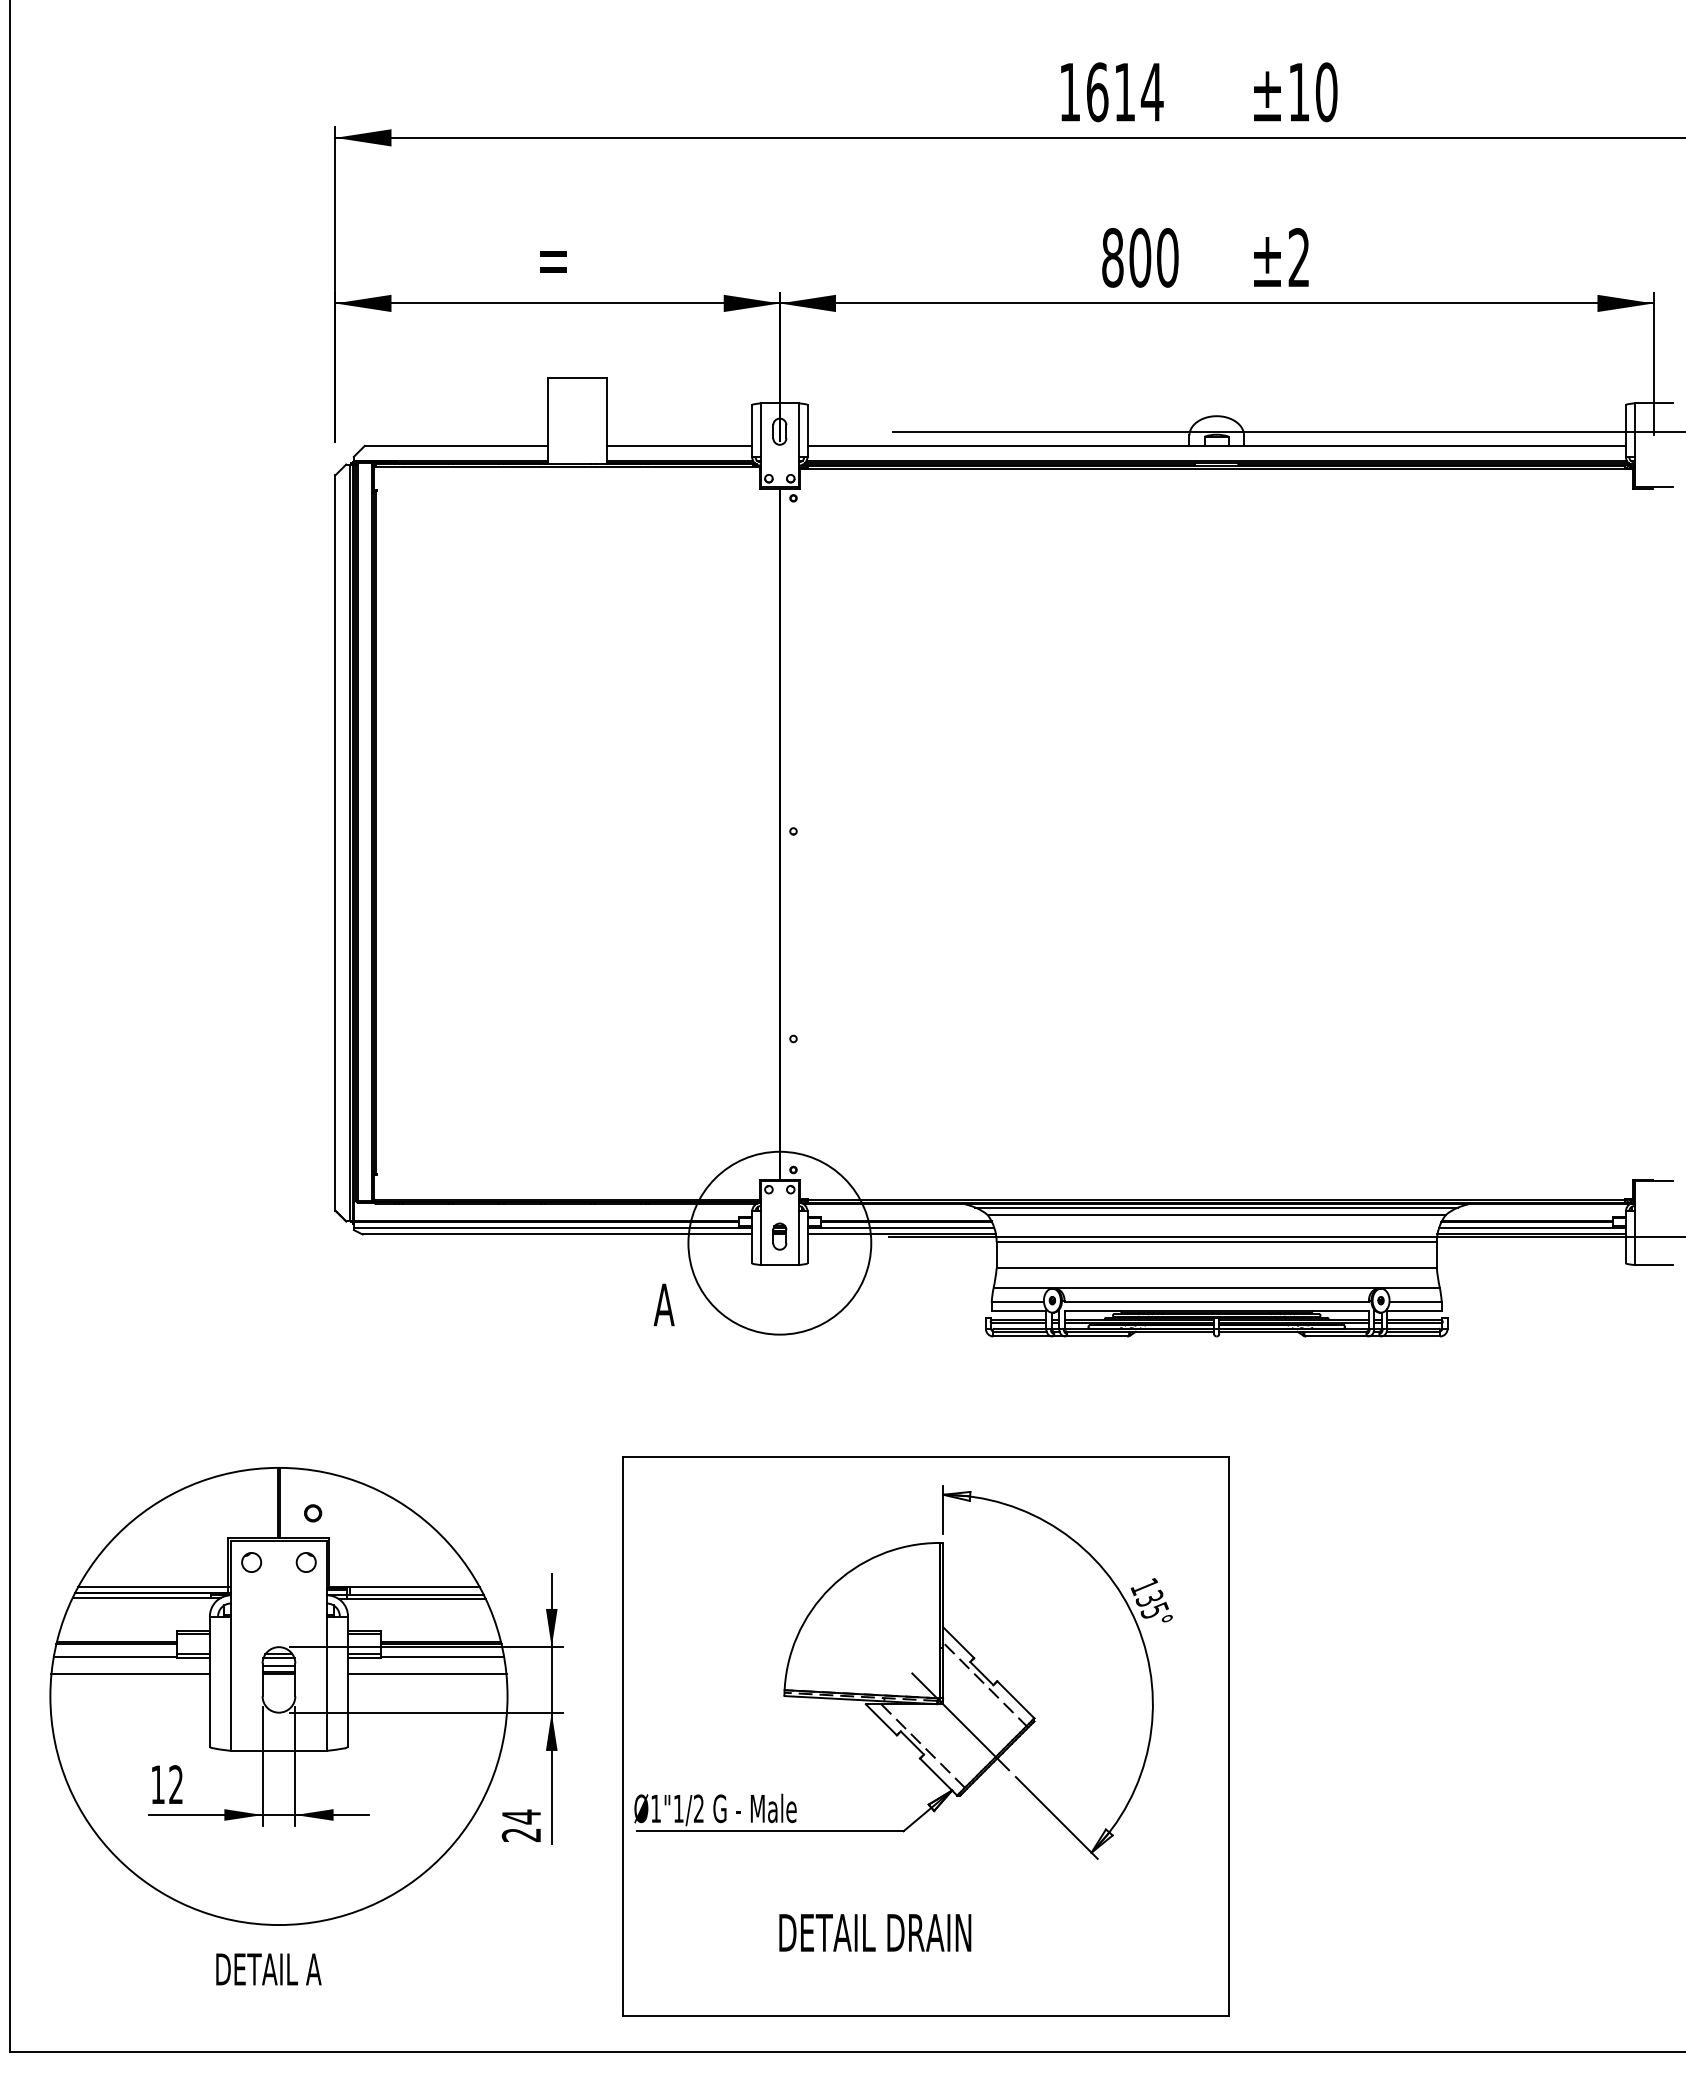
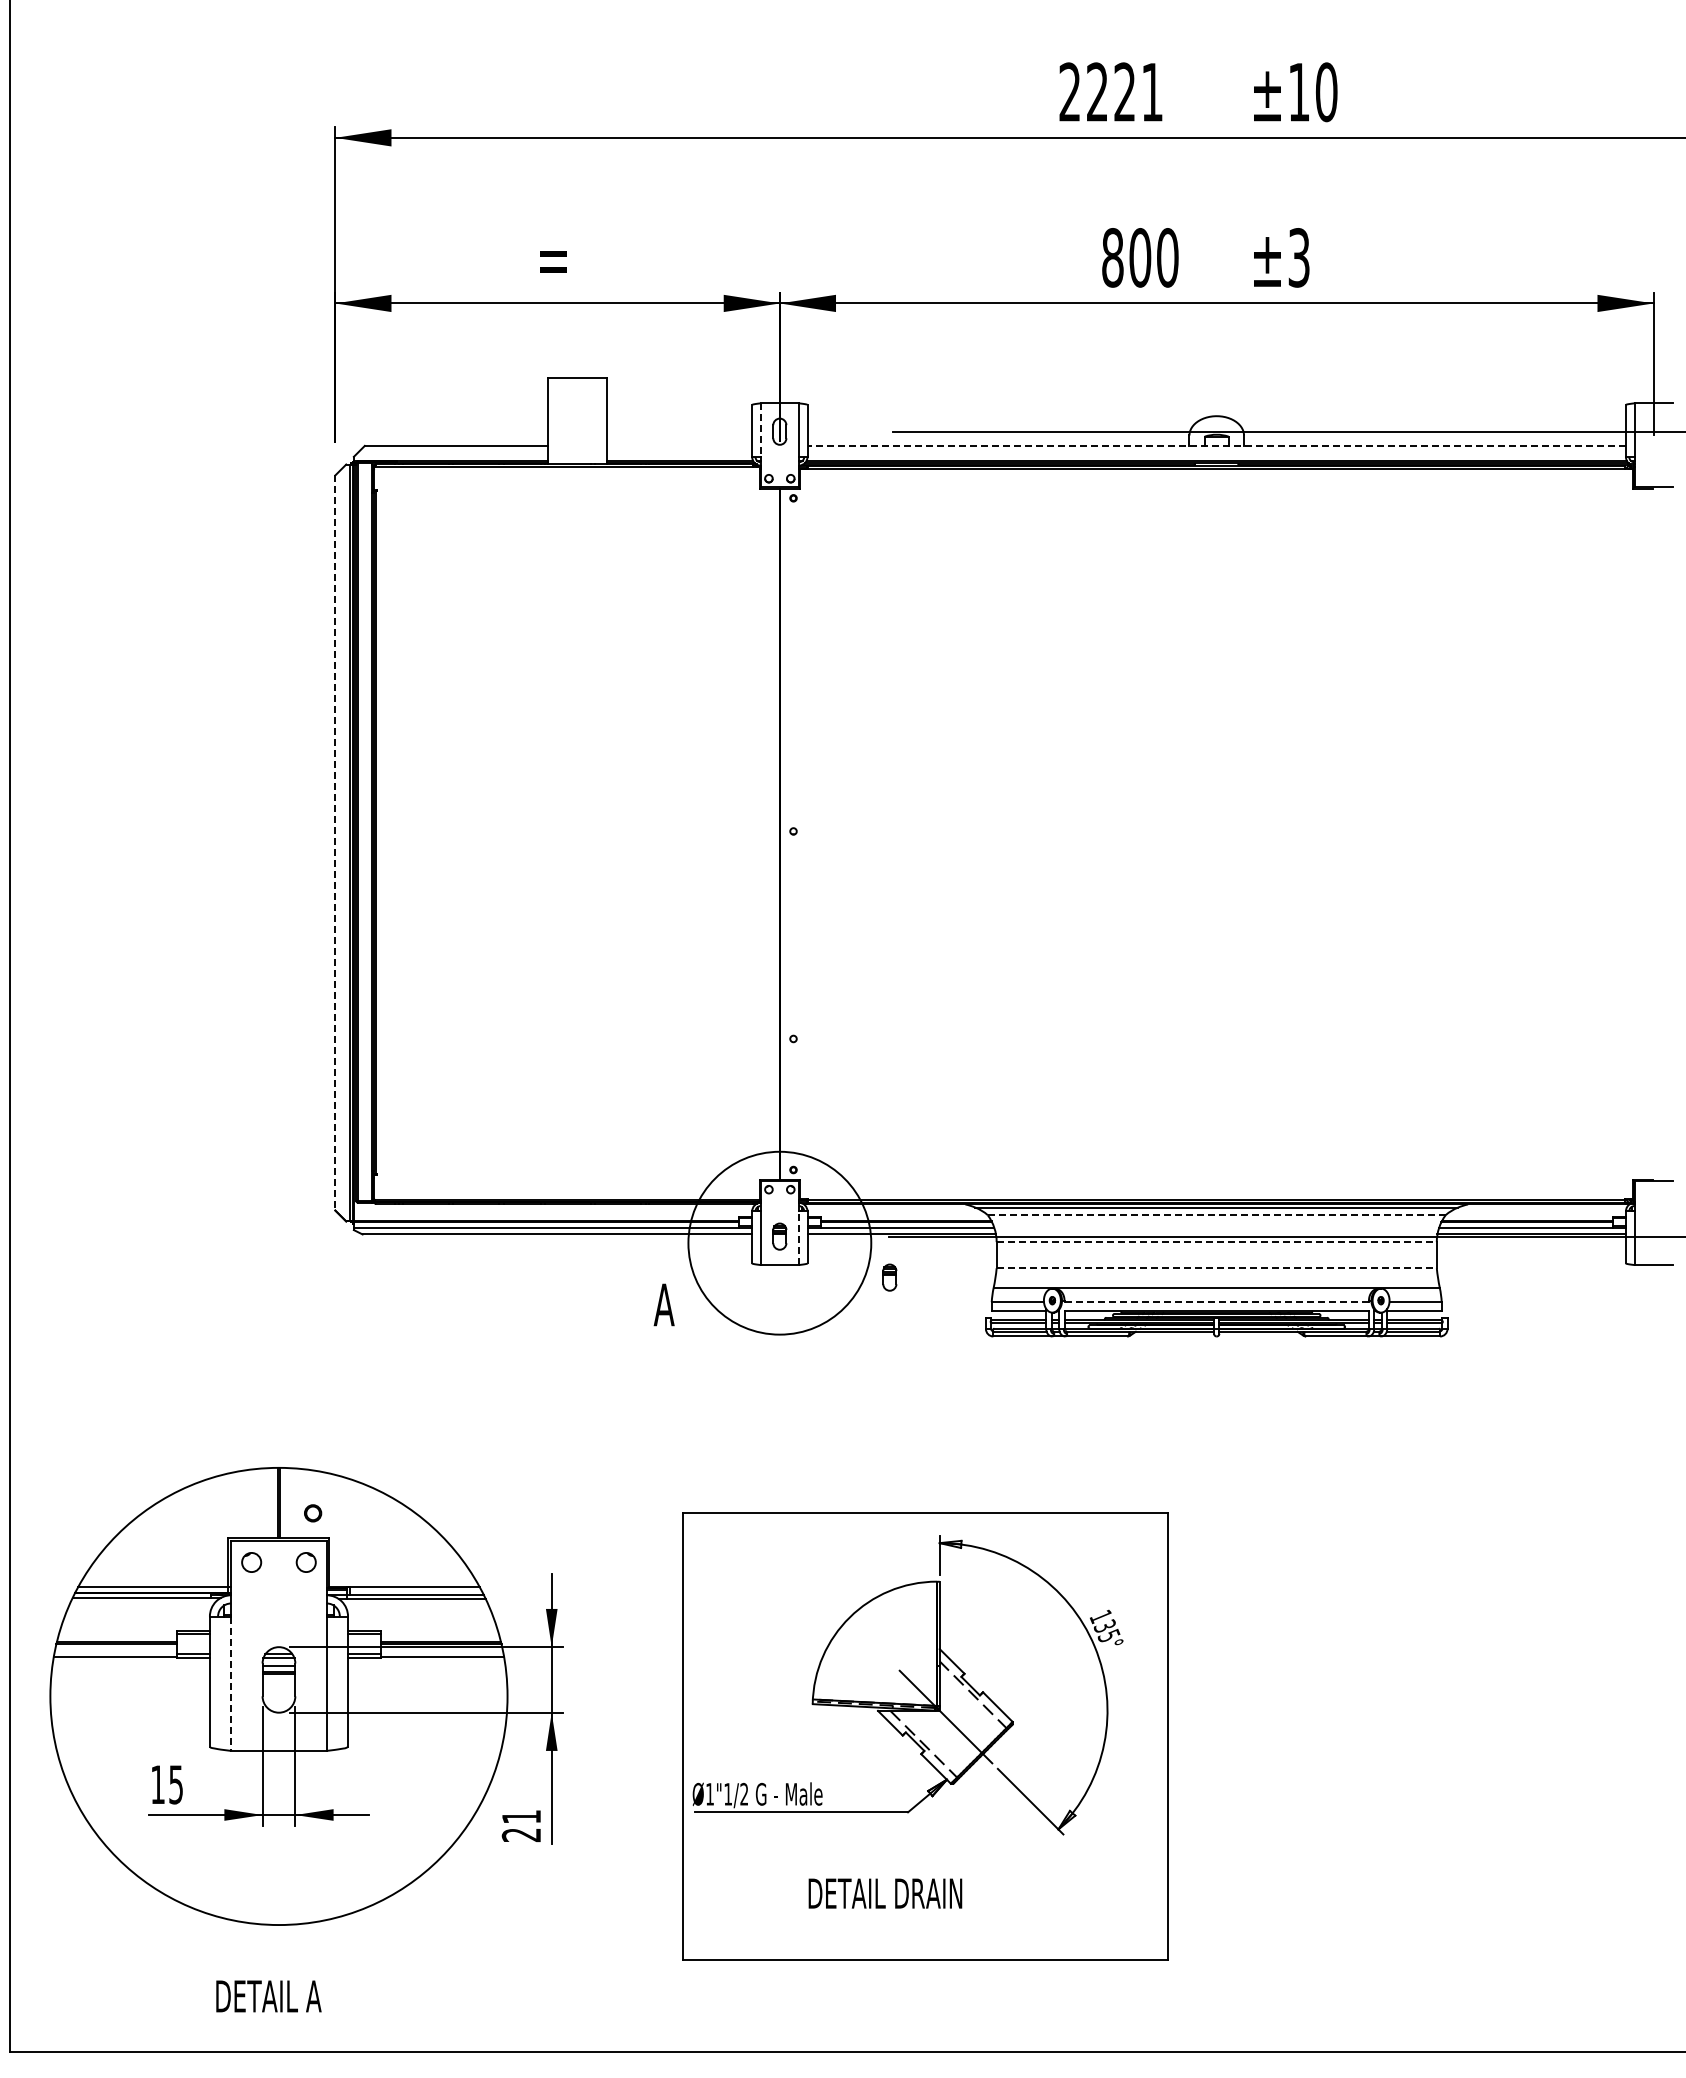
text: 1614 -> 2221 (1111, 92)
text: ±2 -> ±3 (1298, 257)
line: solid -> dashed (760, 430)
line: present -> none (679, 445)
line: solid -> dashed (1216, 445)
line: solid -> dashed (335, 842)
line: solid -> dashed (1216, 1215)
line: solid -> dashed (798, 1238)
line: solid -> dashed (1217, 1242)
line: solid -> dashed (1217, 1268)
part: none -> present (889, 1277)
line: solid -> dashed (1217, 1302)
line: present -> none (130, 1674)
line: present -> none (427, 1674)
line: solid -> dashed (231, 1684)
part size: 608x561 px -> 487x449 px (925, 1736)
text: 12 -> 15 (175, 1784)
text: 24 -> 21 (521, 1816)
text position: (268, 1969) -> (268, 1996) (268, 1996)
